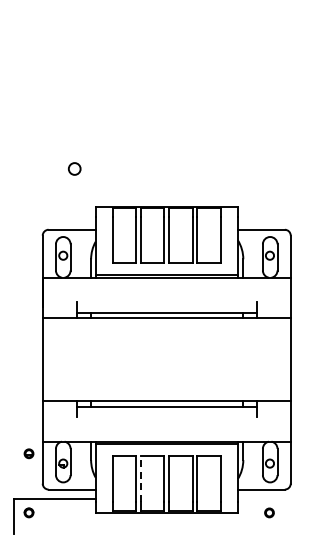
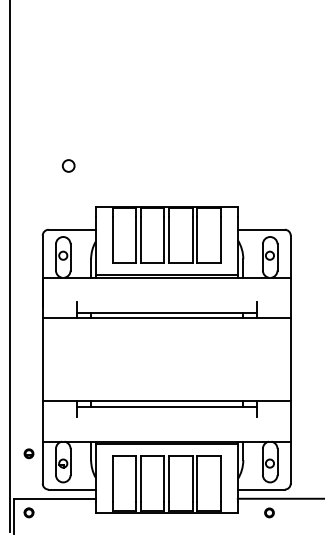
circle position: (74, 168) -> (68, 165) (68, 165)
line: none -> present (9, 267)
line: dashed -> solid (140, 479)
line: none -> present (279, 498)
